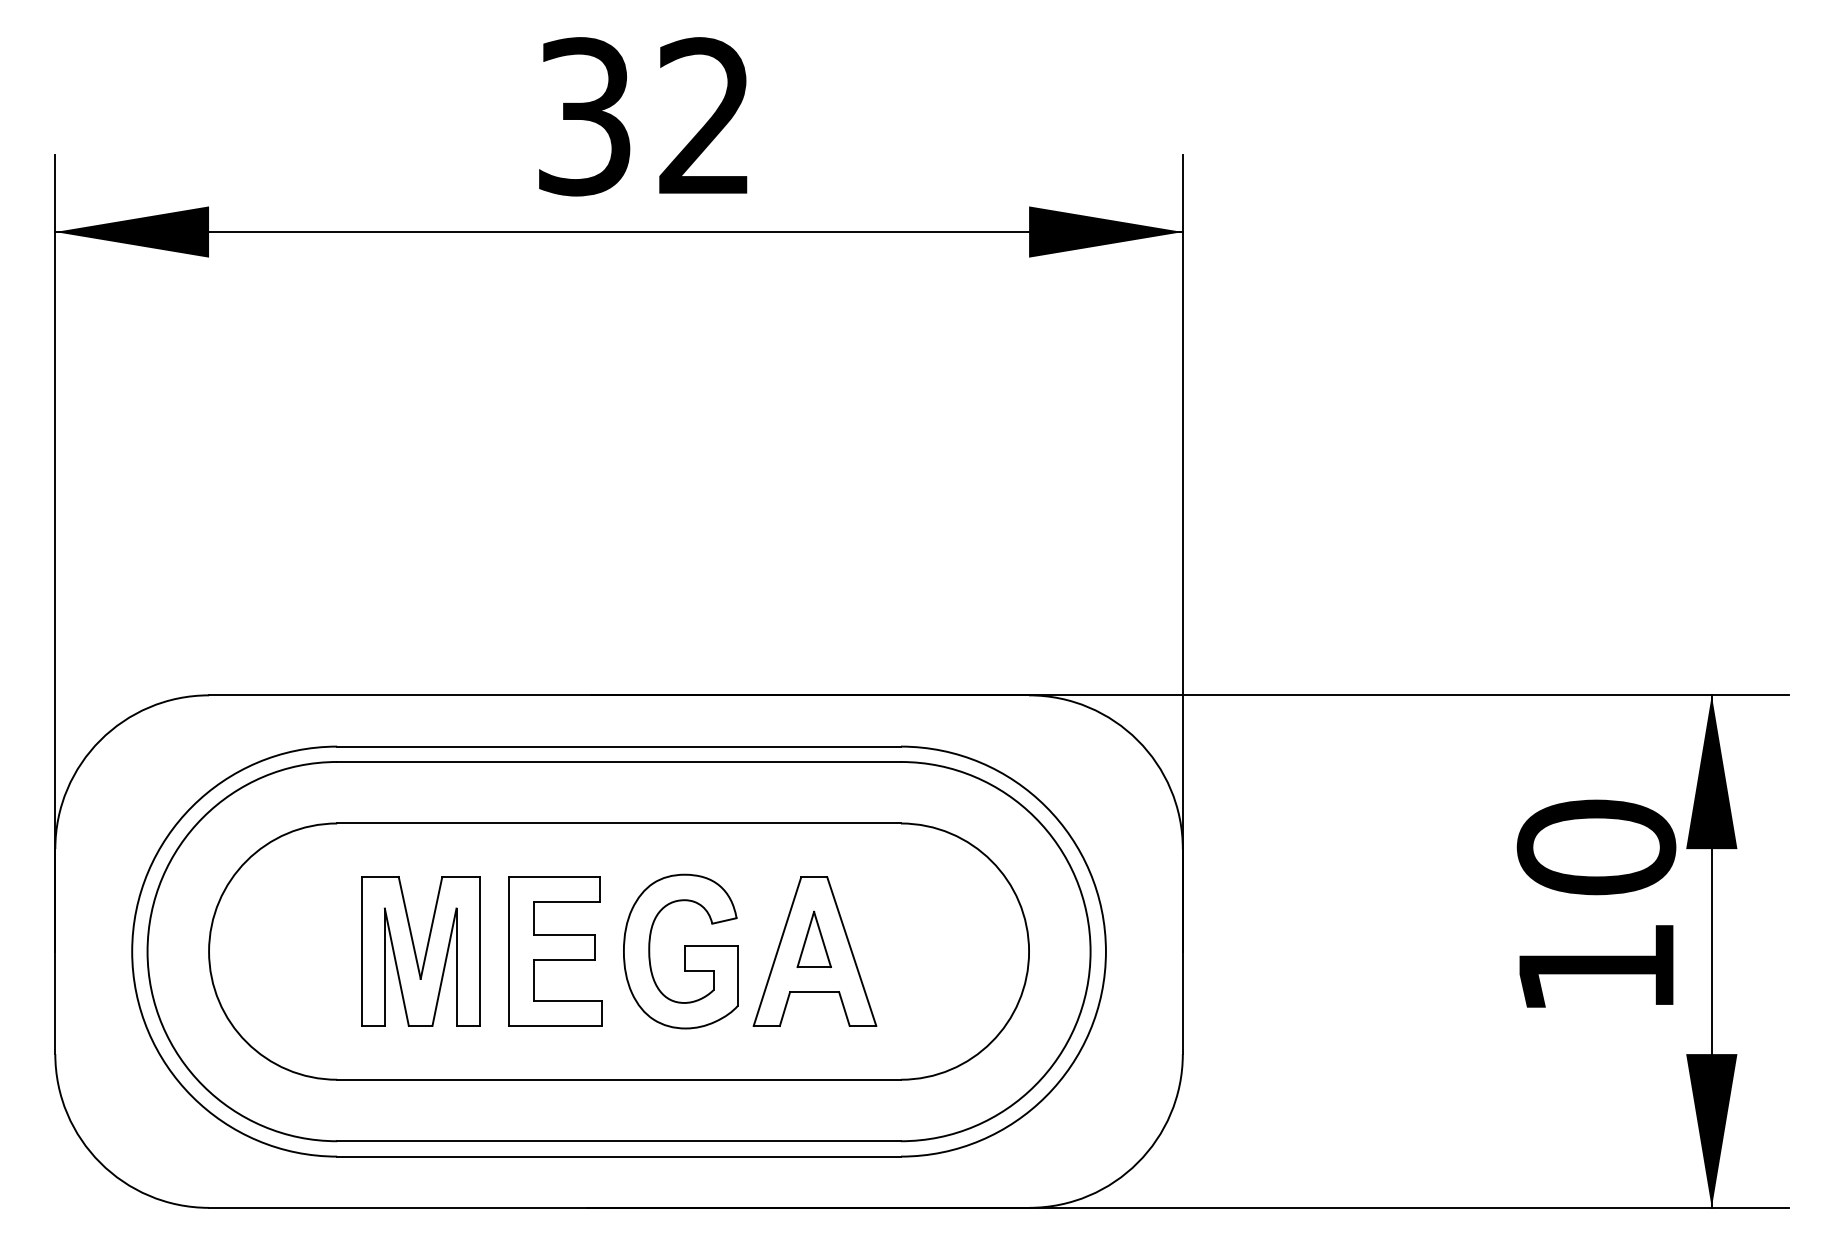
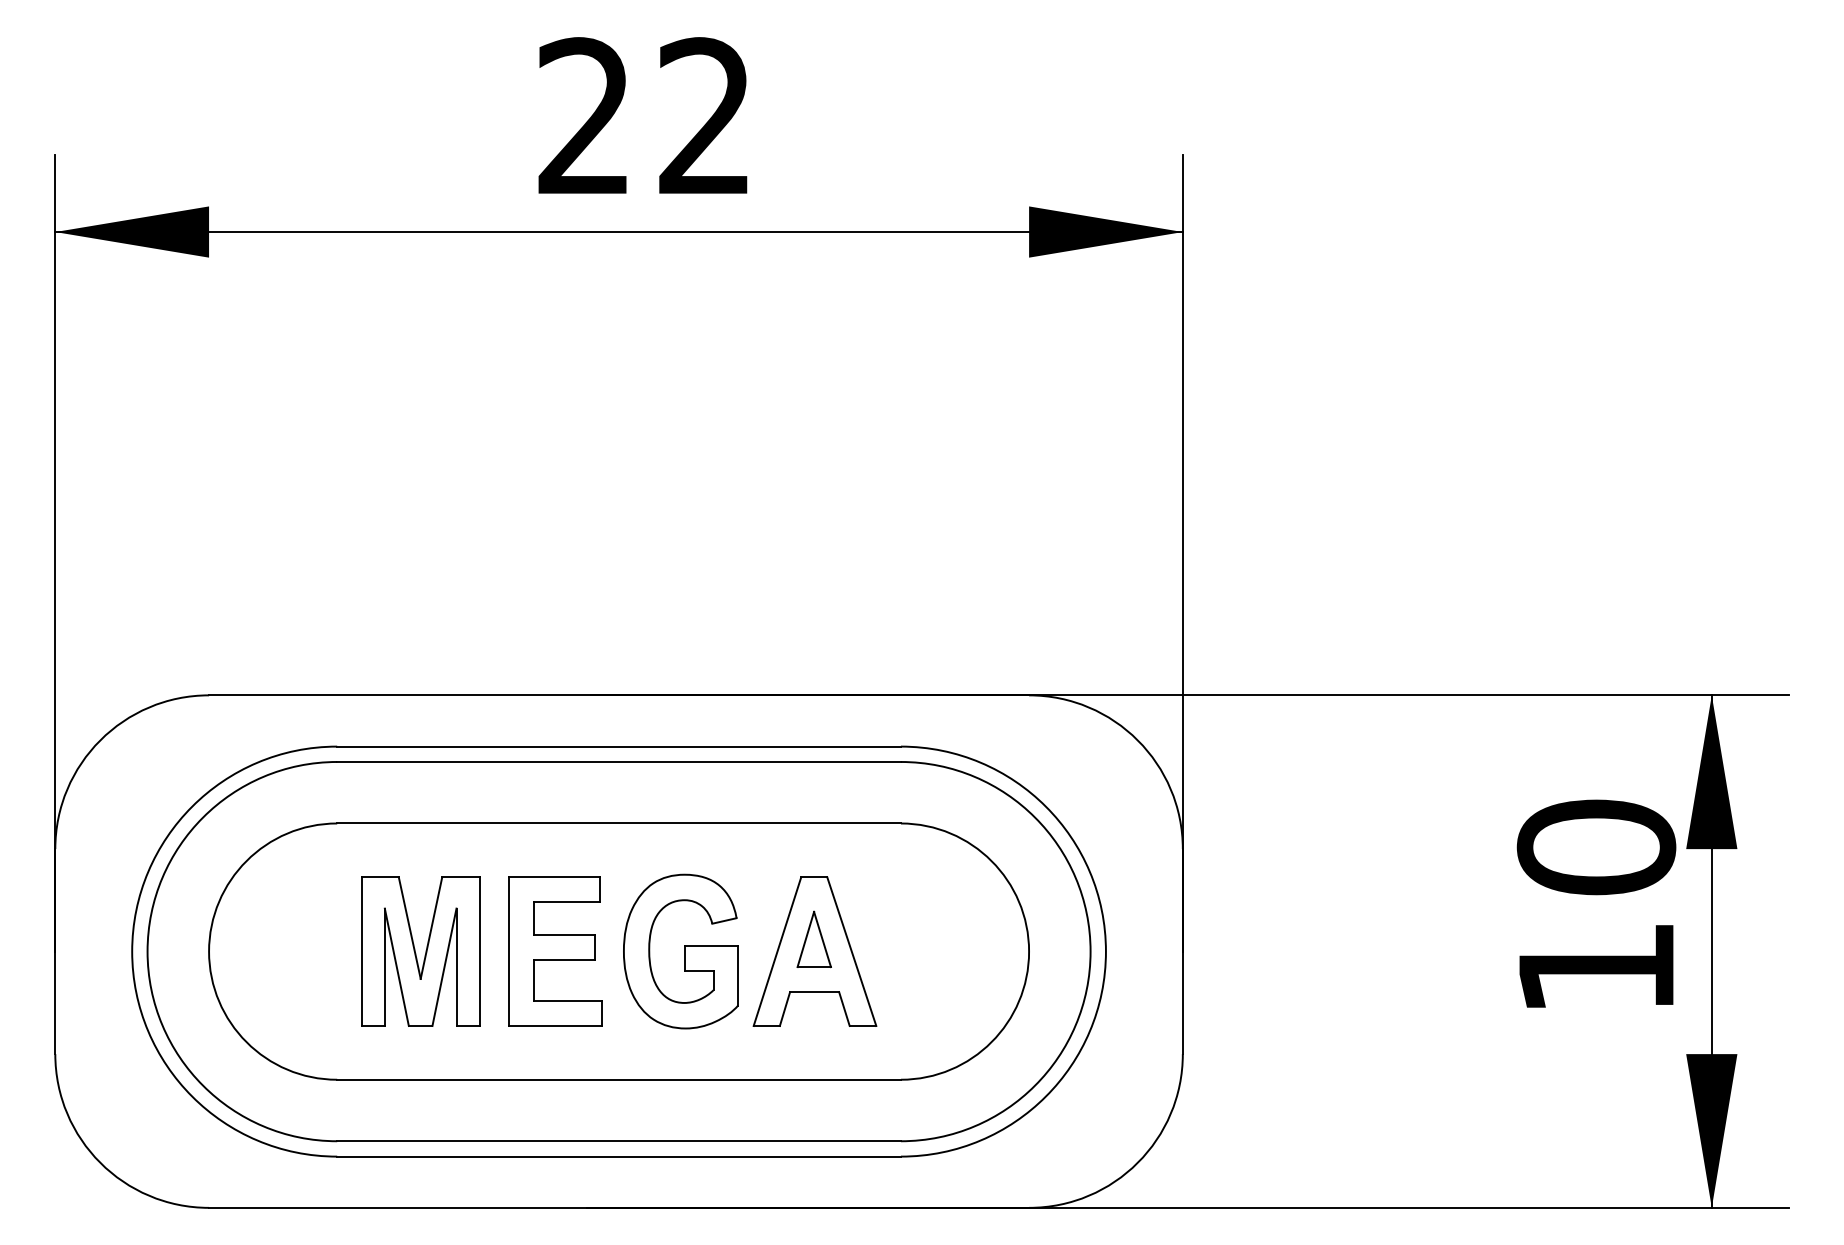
text: 32 -> 22 (584, 116)
